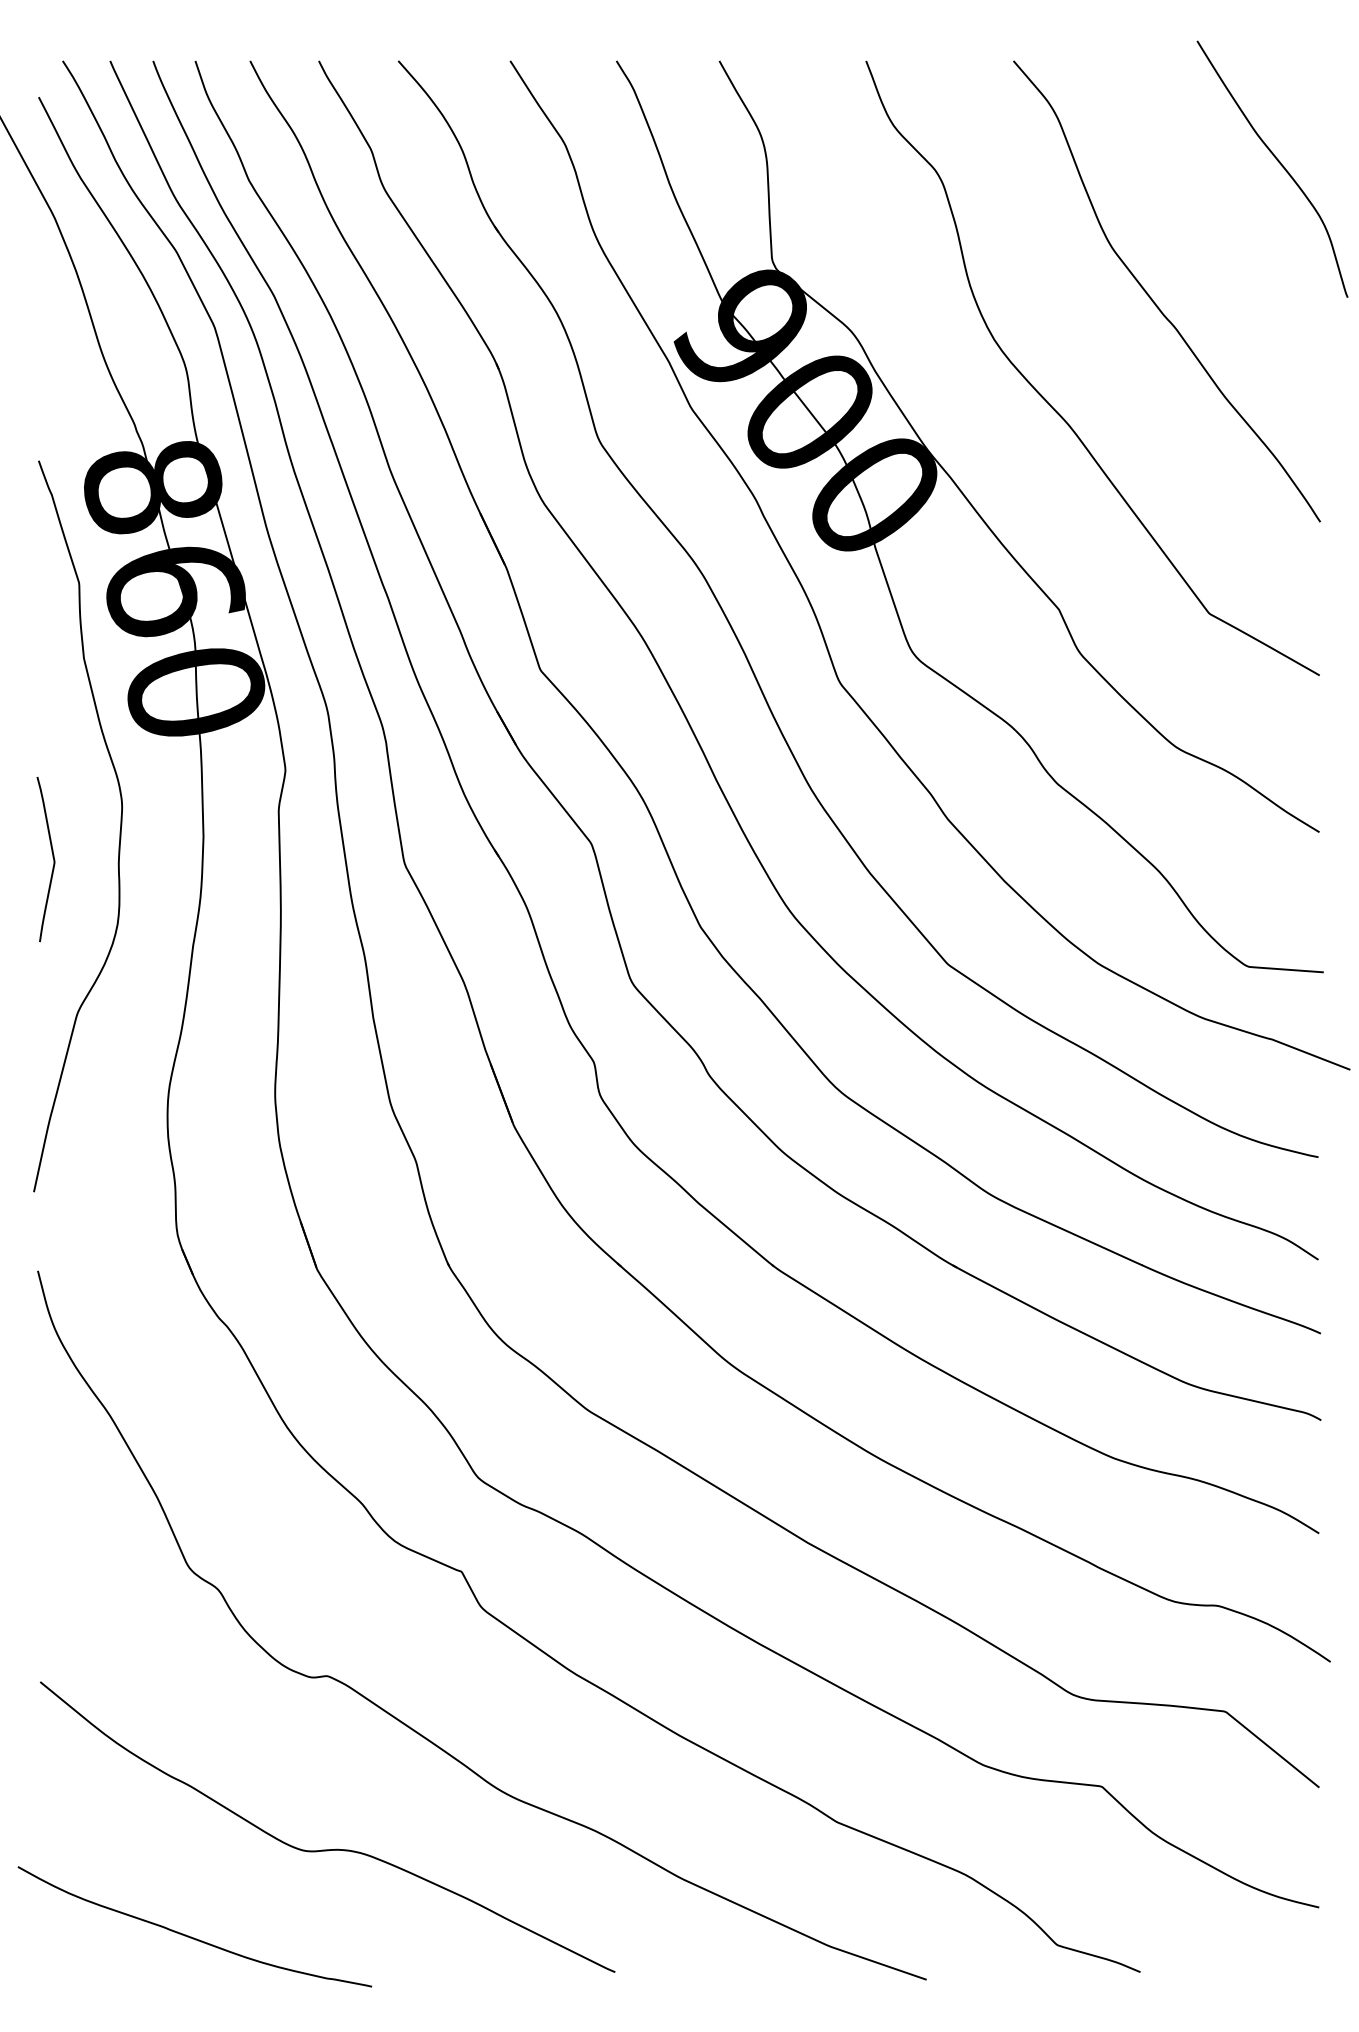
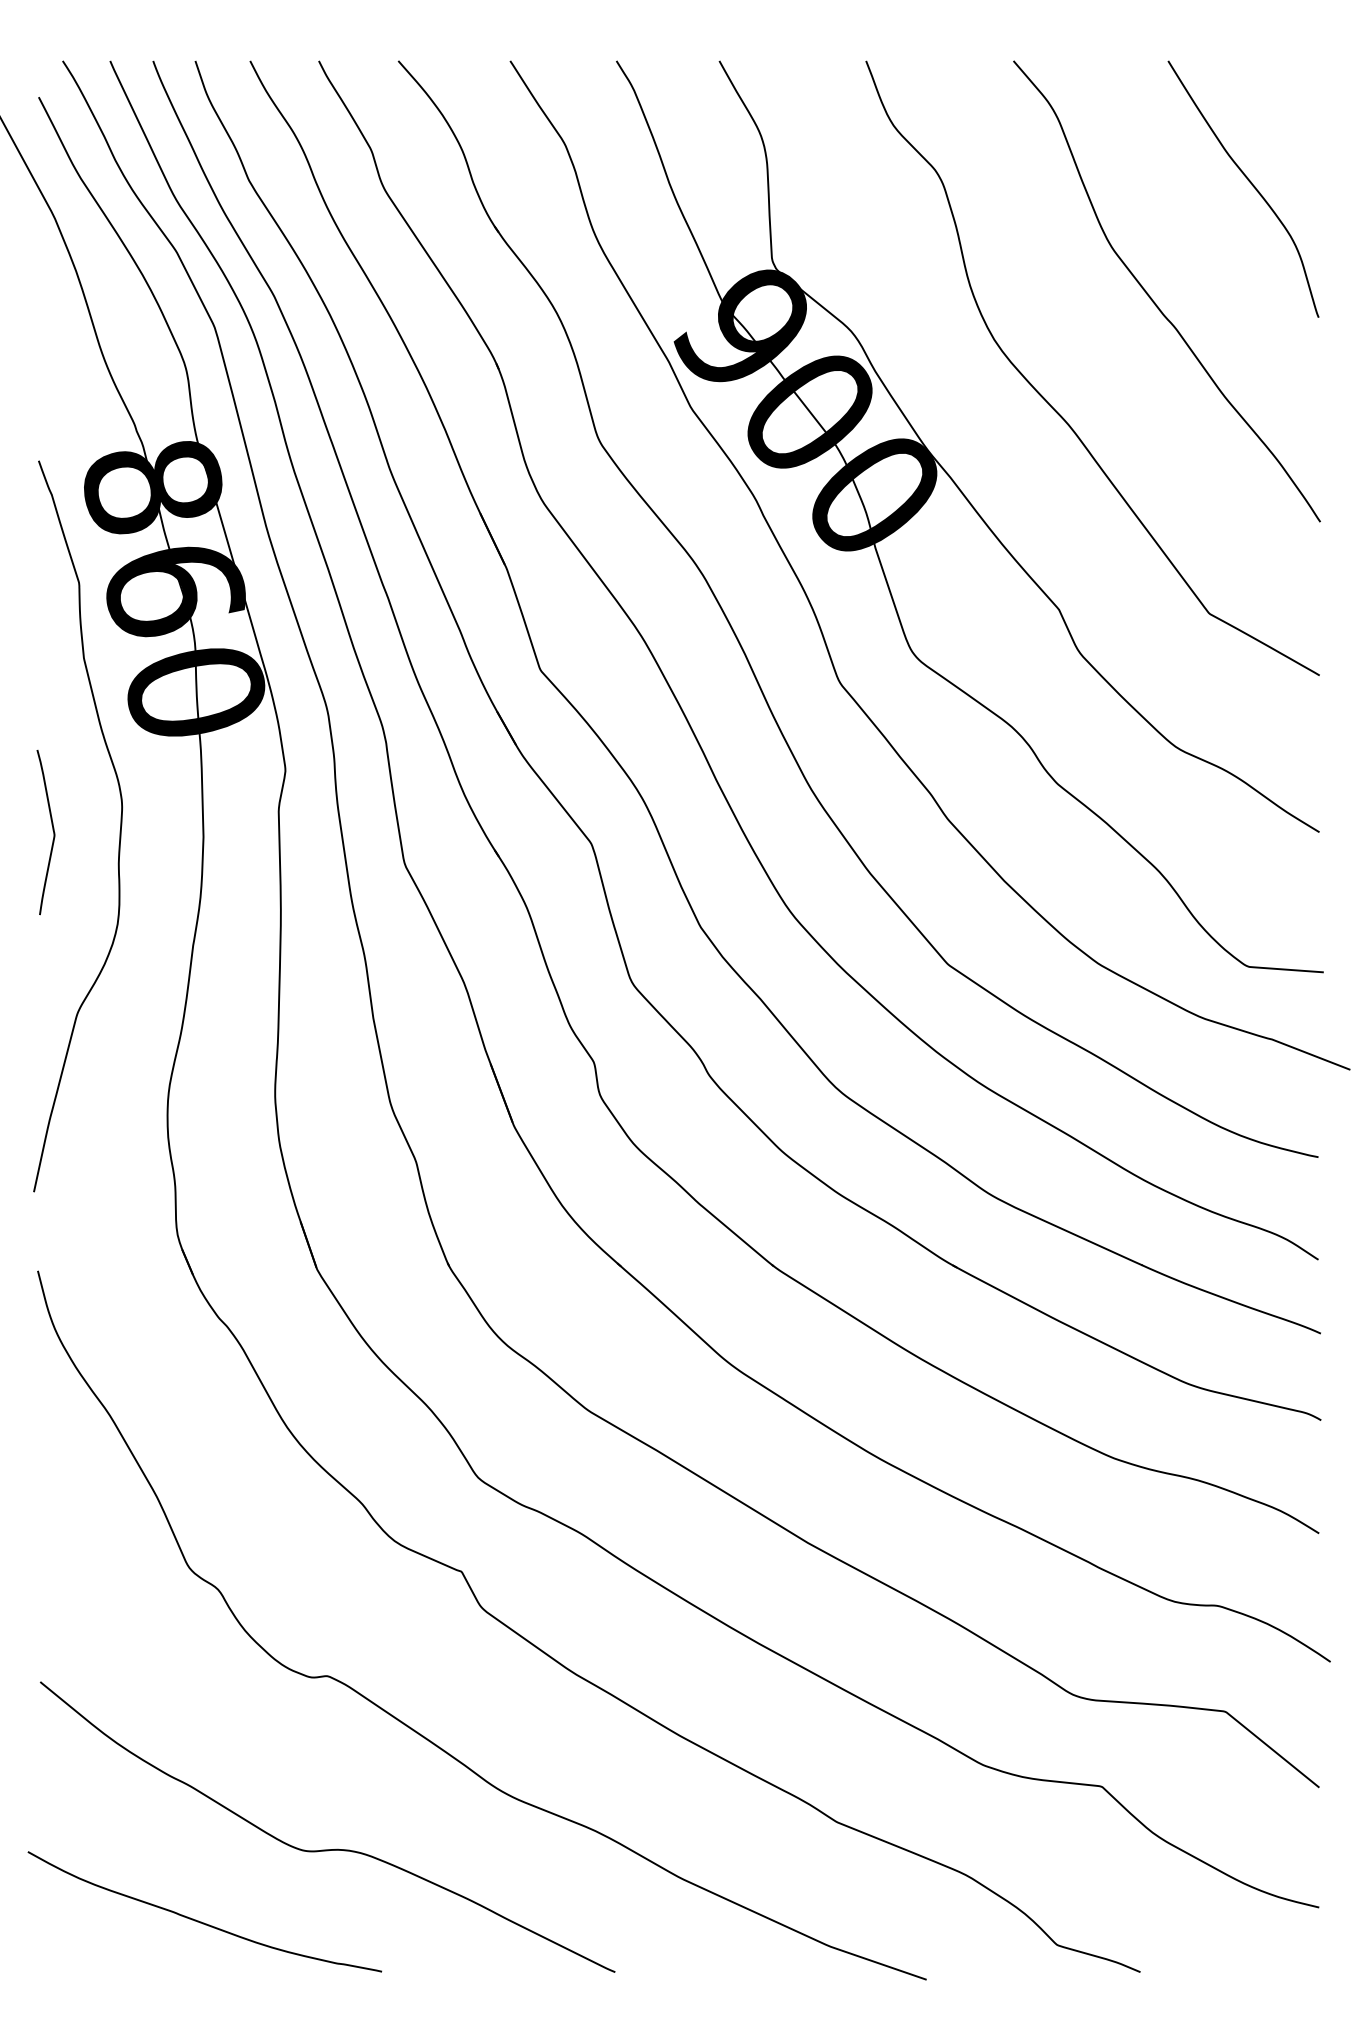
curve position: (1278, 162) -> (1249, 182) (1249, 182)
curve position: (52, 857) -> (52, 830) (52, 830)
curve position: (191, 1936) -> (201, 1921) (201, 1921)
